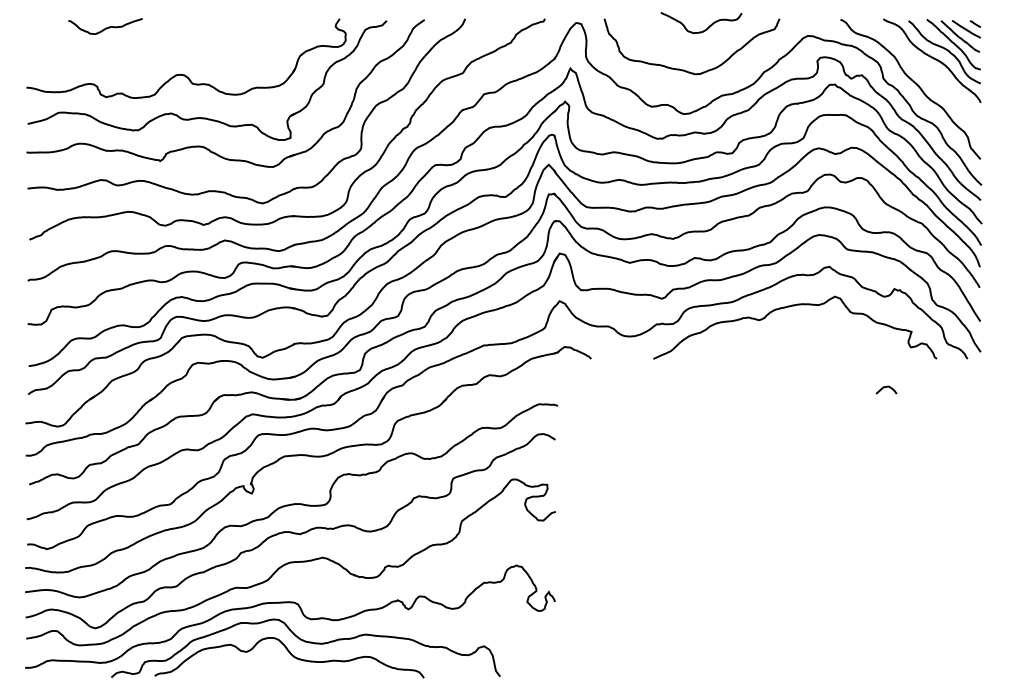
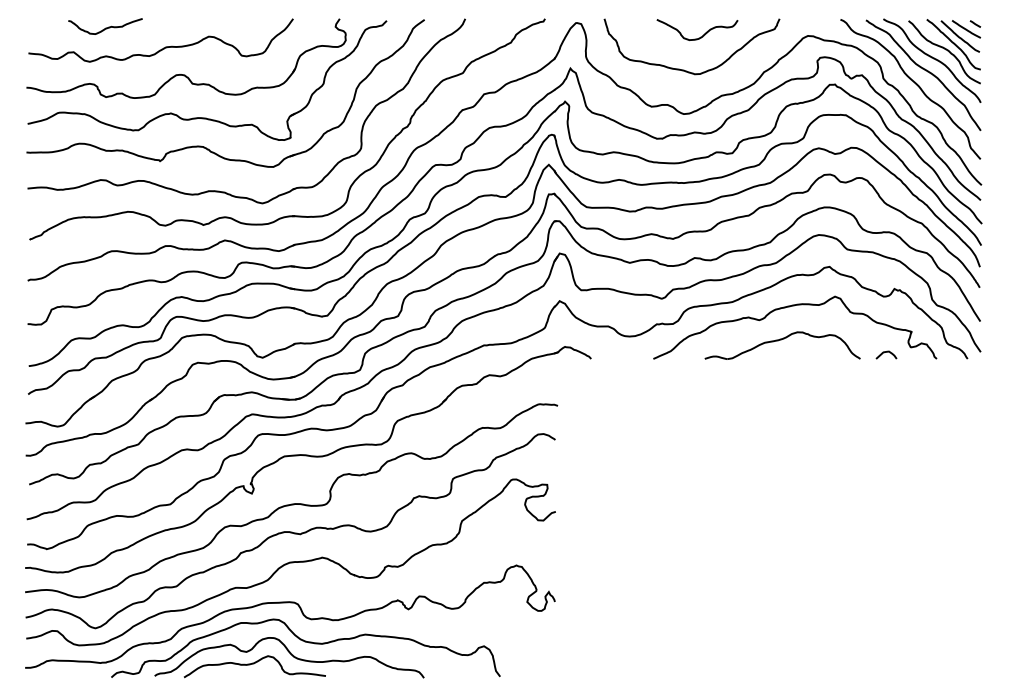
curve position: (704, 29) -> (700, 36) (700, 36)
curve: none -> present (163, 47)
curve: none -> present (924, 70)
part: none -> present (782, 345)
curve position: (886, 387) -> (886, 352) (886, 352)
curve: none -> present (254, 664)
